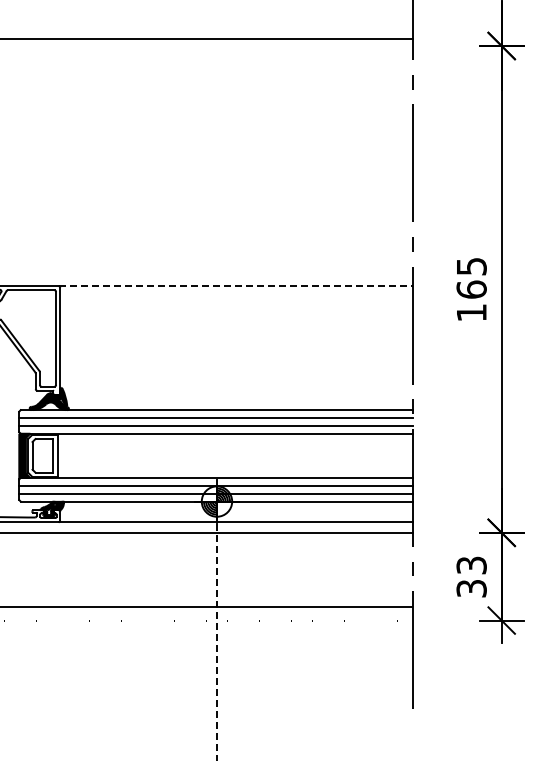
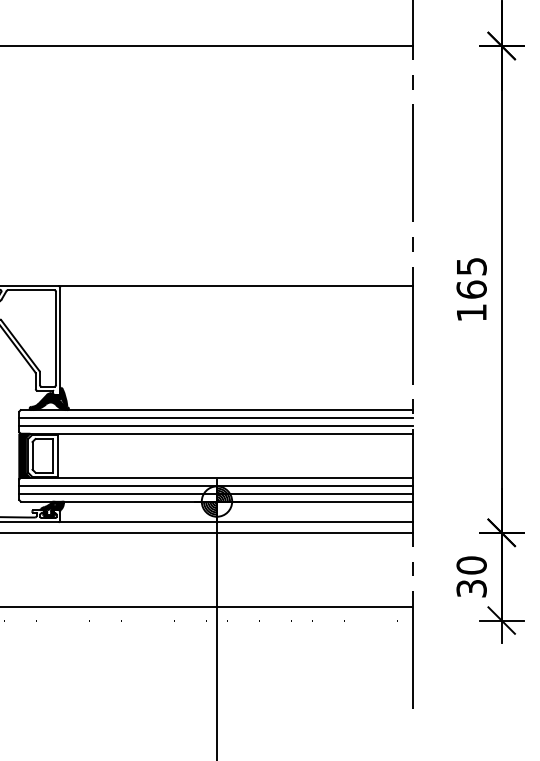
line position: (207, 38) -> (207, 45) (207, 45)
line: dashed -> solid (235, 286)
text: 33 -> 30 (471, 565)
line: dashed -> solid (216, 631)
